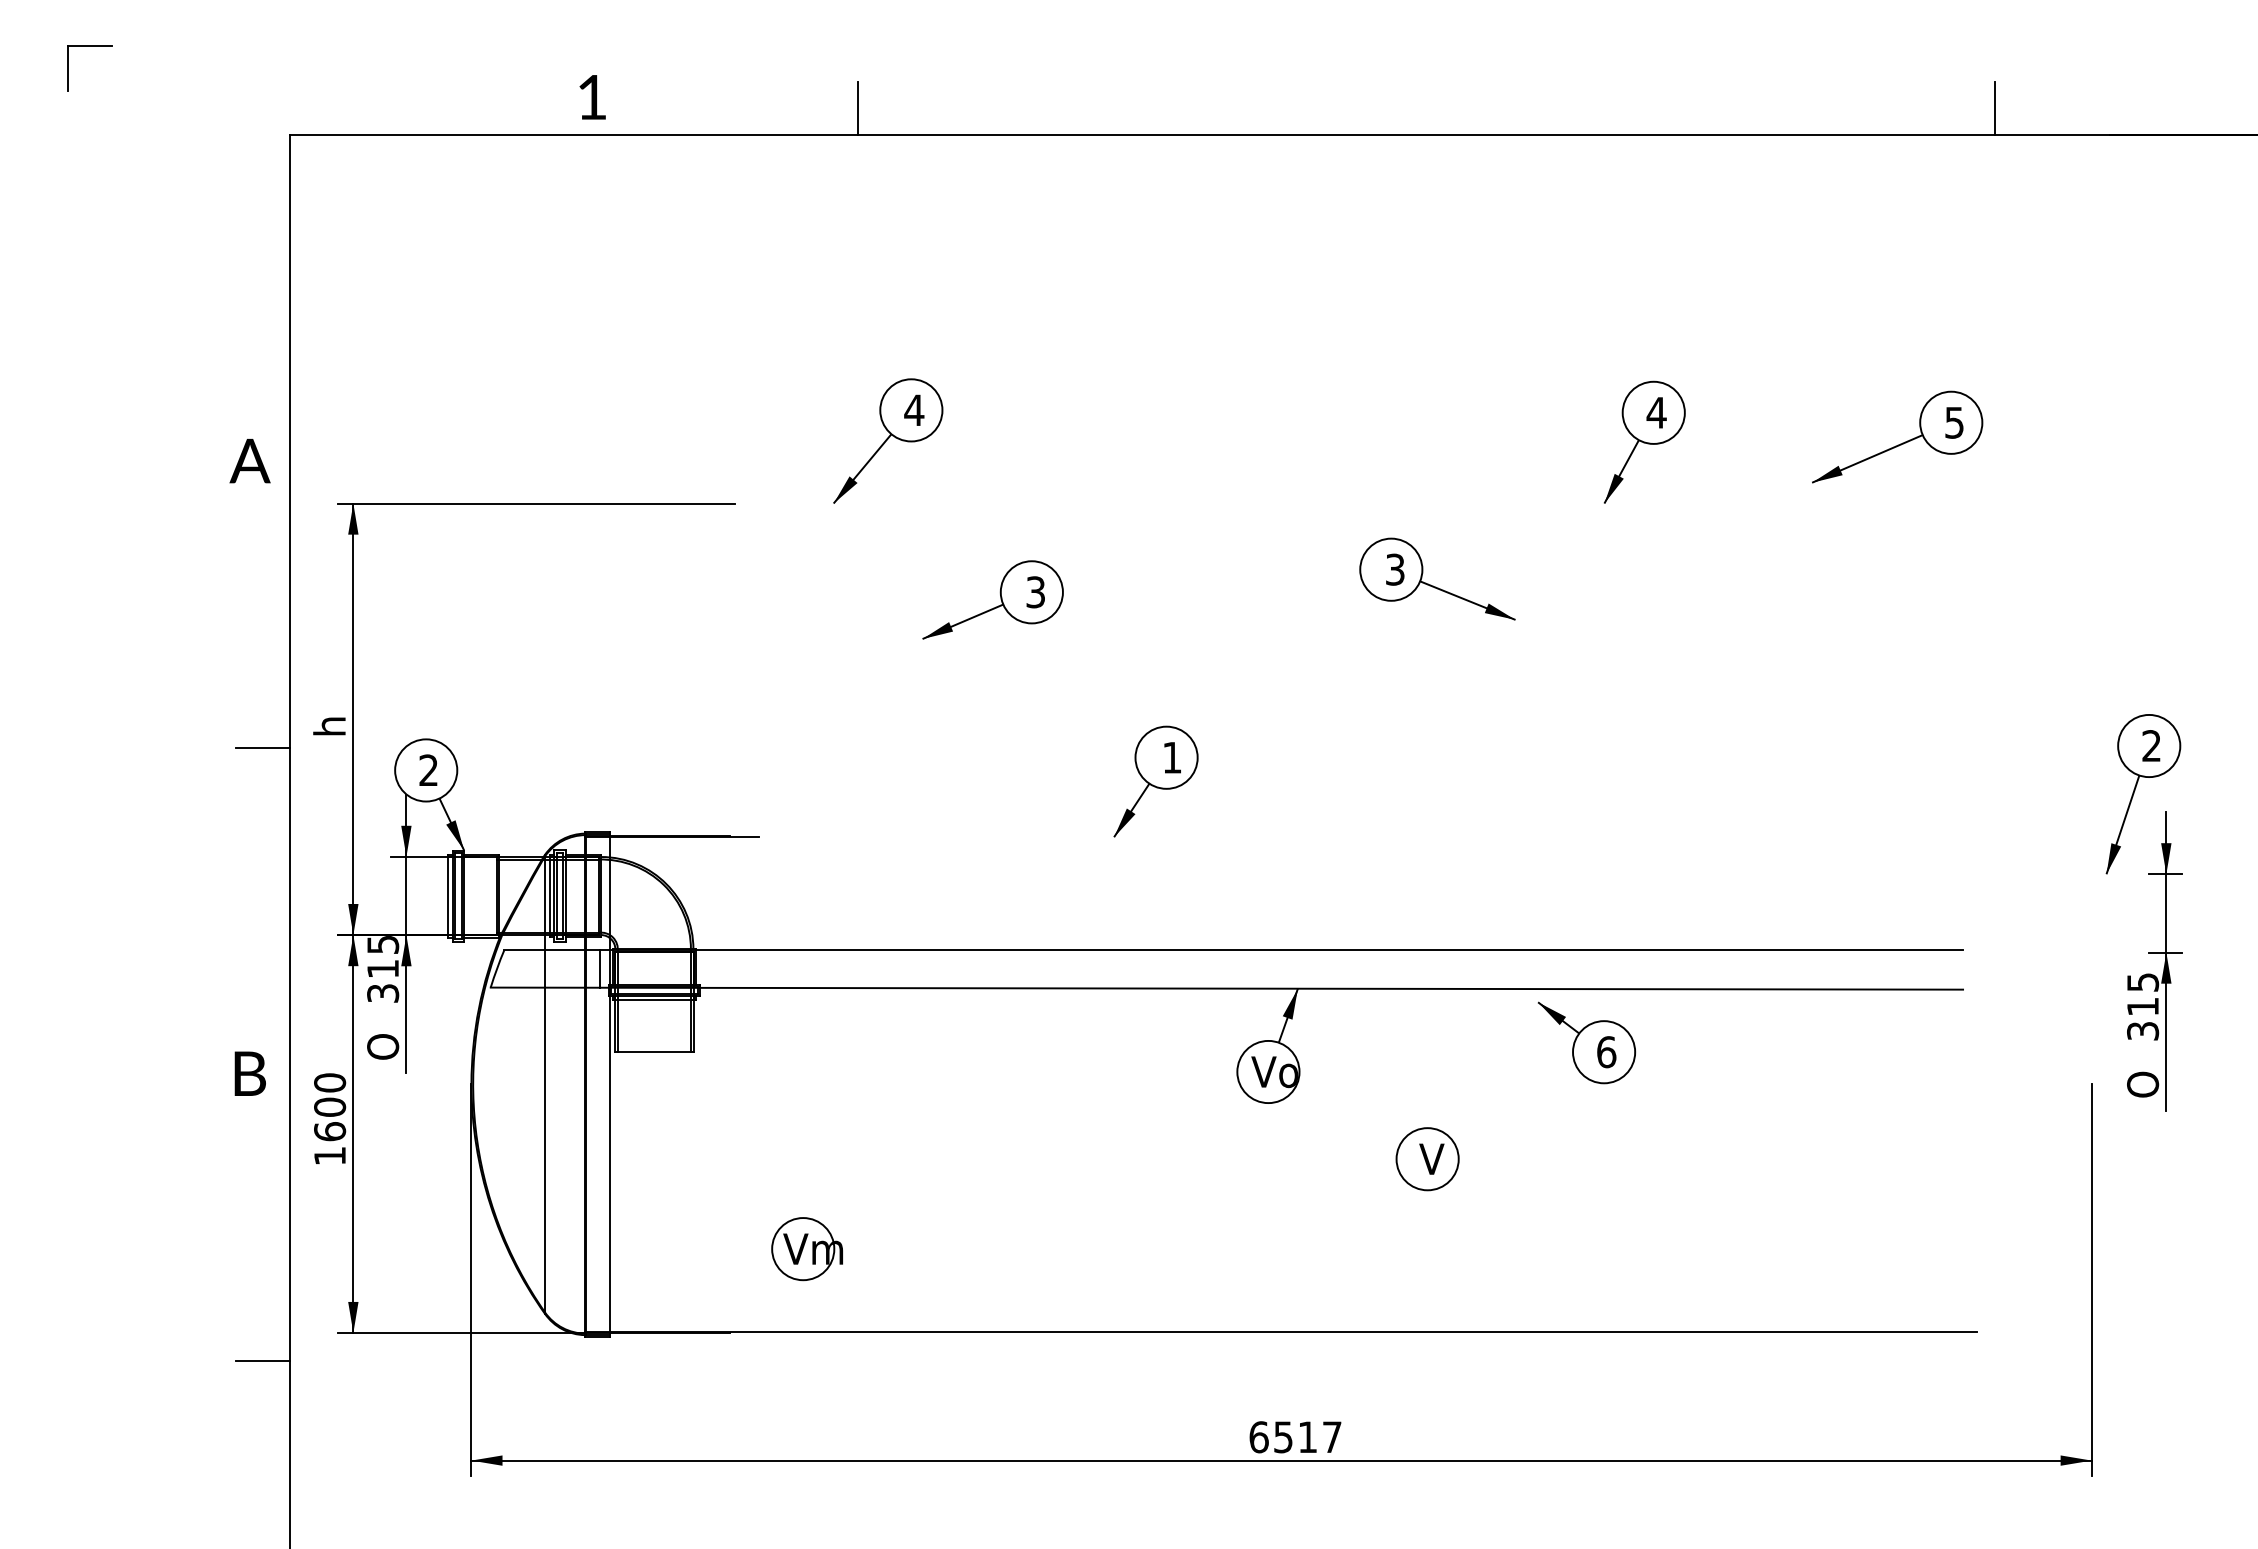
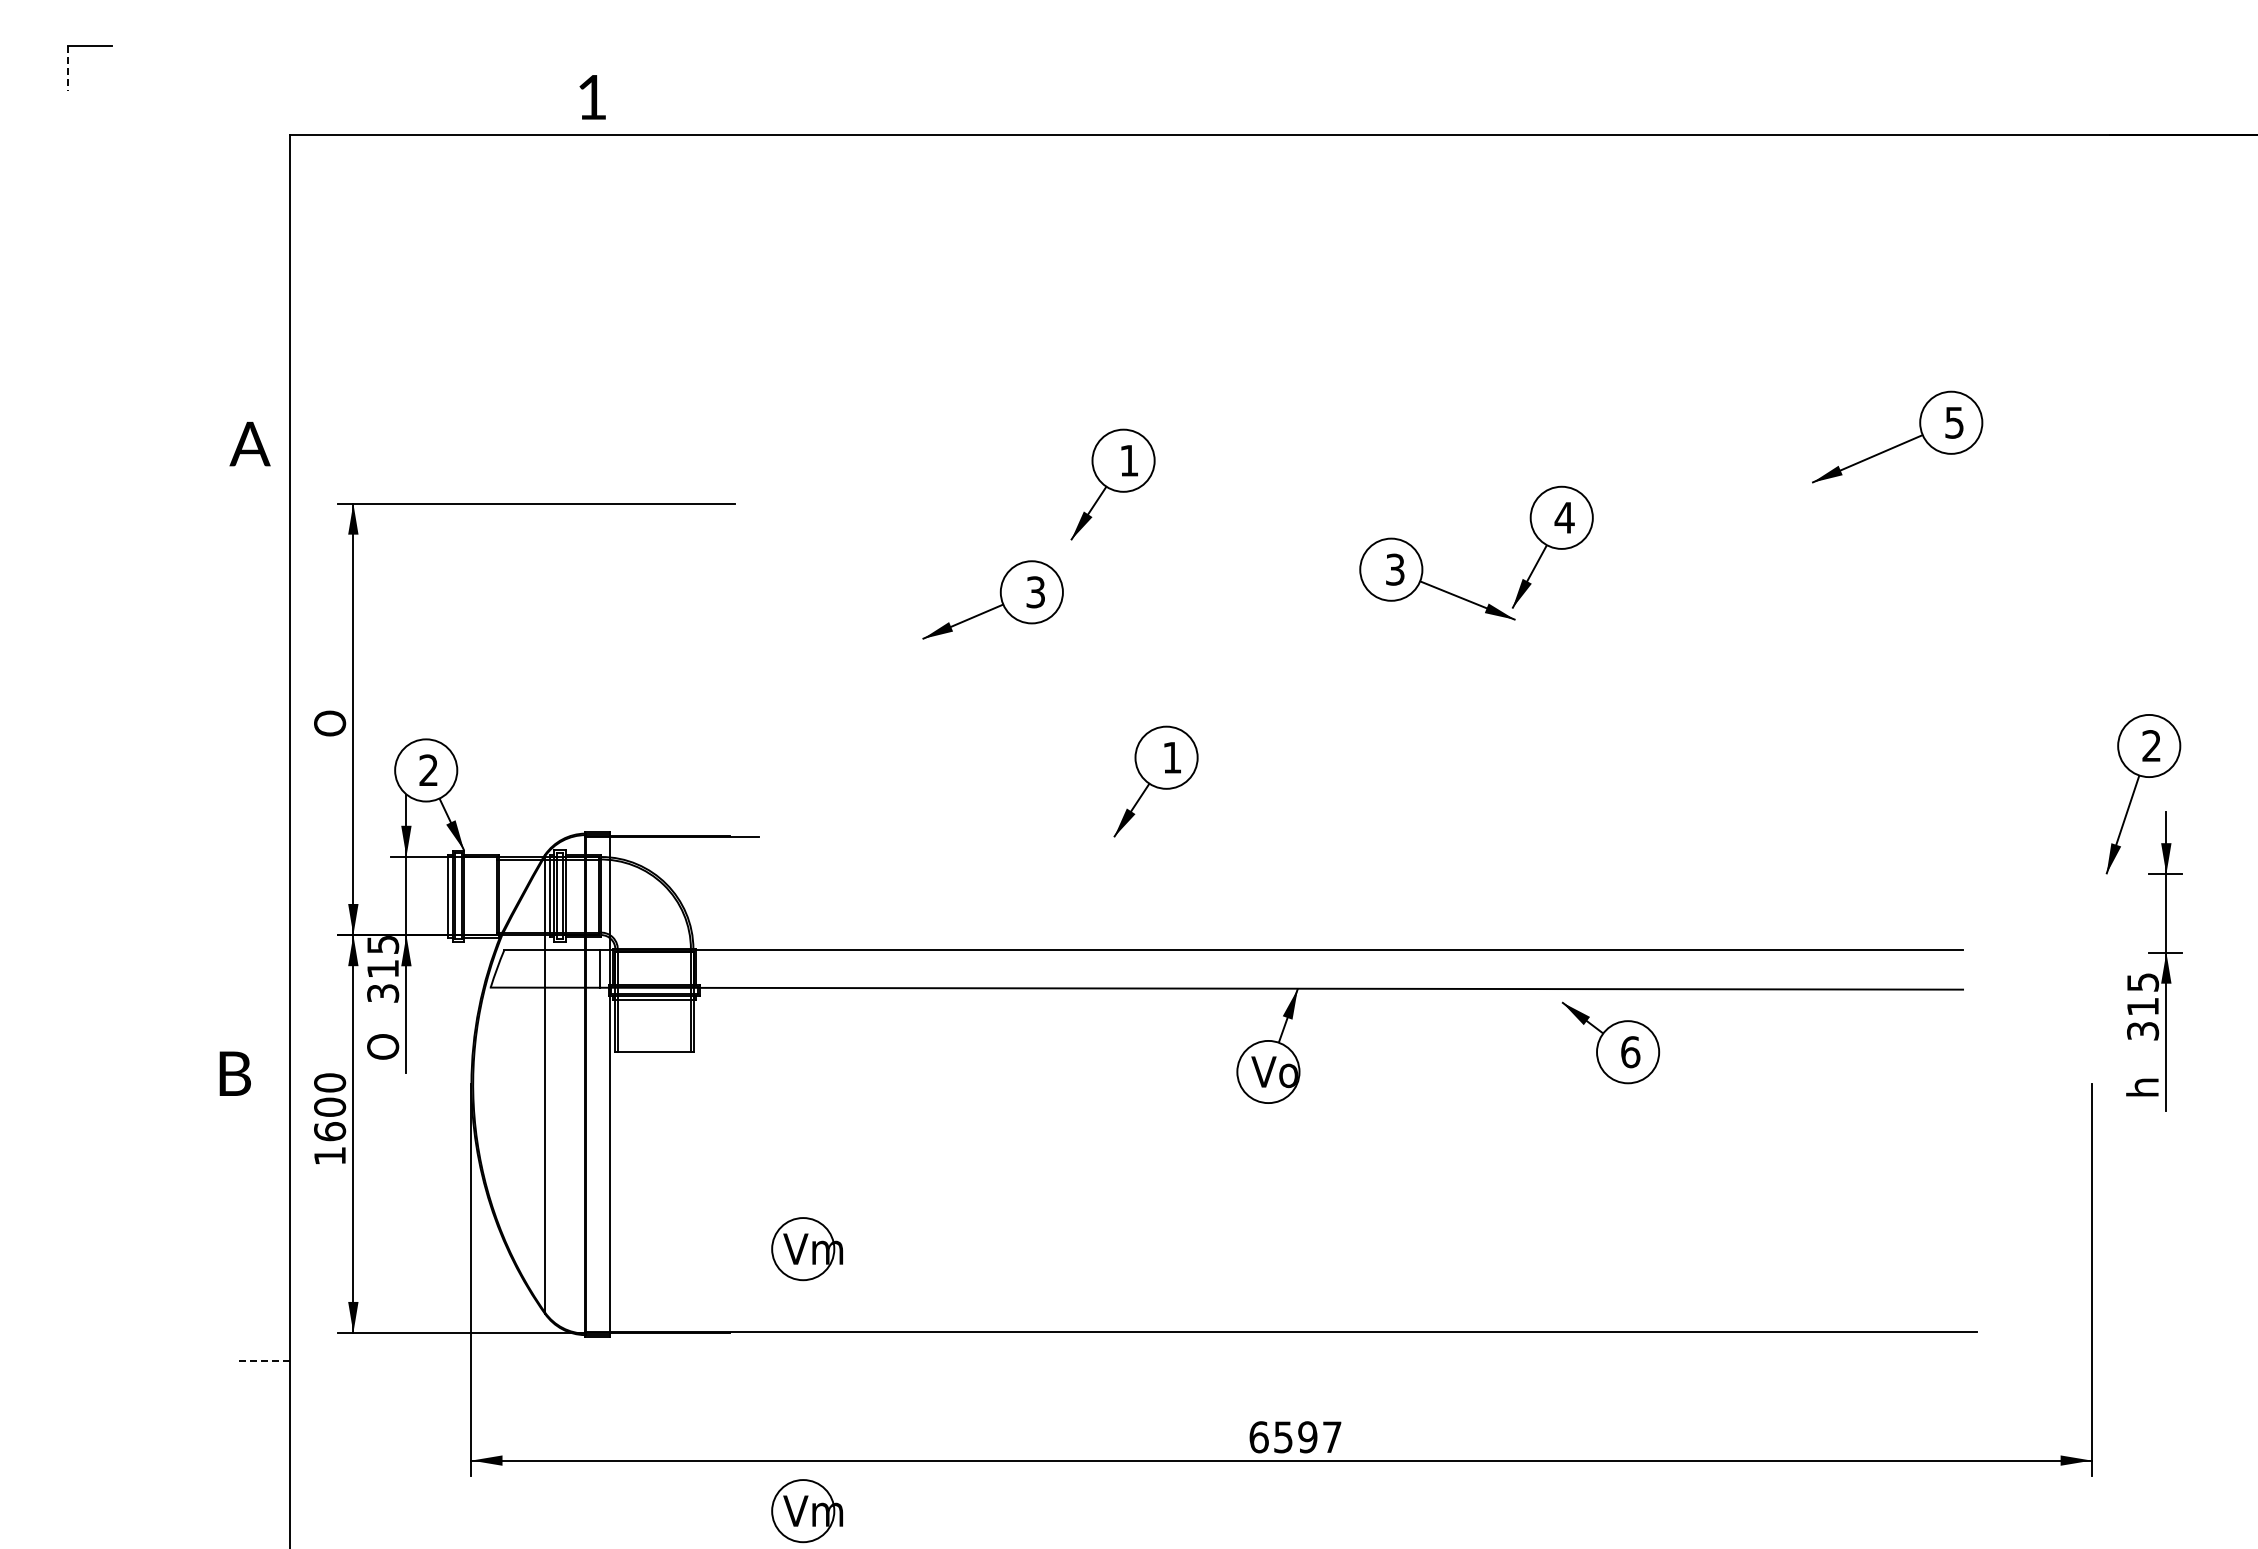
line: solid -> dashed (67, 69)
line: present -> none (858, 108)
line: present -> none (1994, 108)
part: present -> none (888, 440)
part position: (1644, 441) -> (1552, 546) (1552, 546)
text position: (249, 461) -> (249, 444) (249, 444)
part: none -> present (1112, 484)
text: h -> O (329, 723)
line: present -> none (262, 747)
part position: (1587, 1042) -> (1611, 1042) (1611, 1042)
text position: (249, 1073) -> (234, 1073) (234, 1073)
text: O -> h (2142, 1084)
part: present -> none (1427, 1159)
line: solid -> dashed (263, 1360)
text: 6517 -> 6597 (1307, 1437)
part: none -> present (806, 1511)
